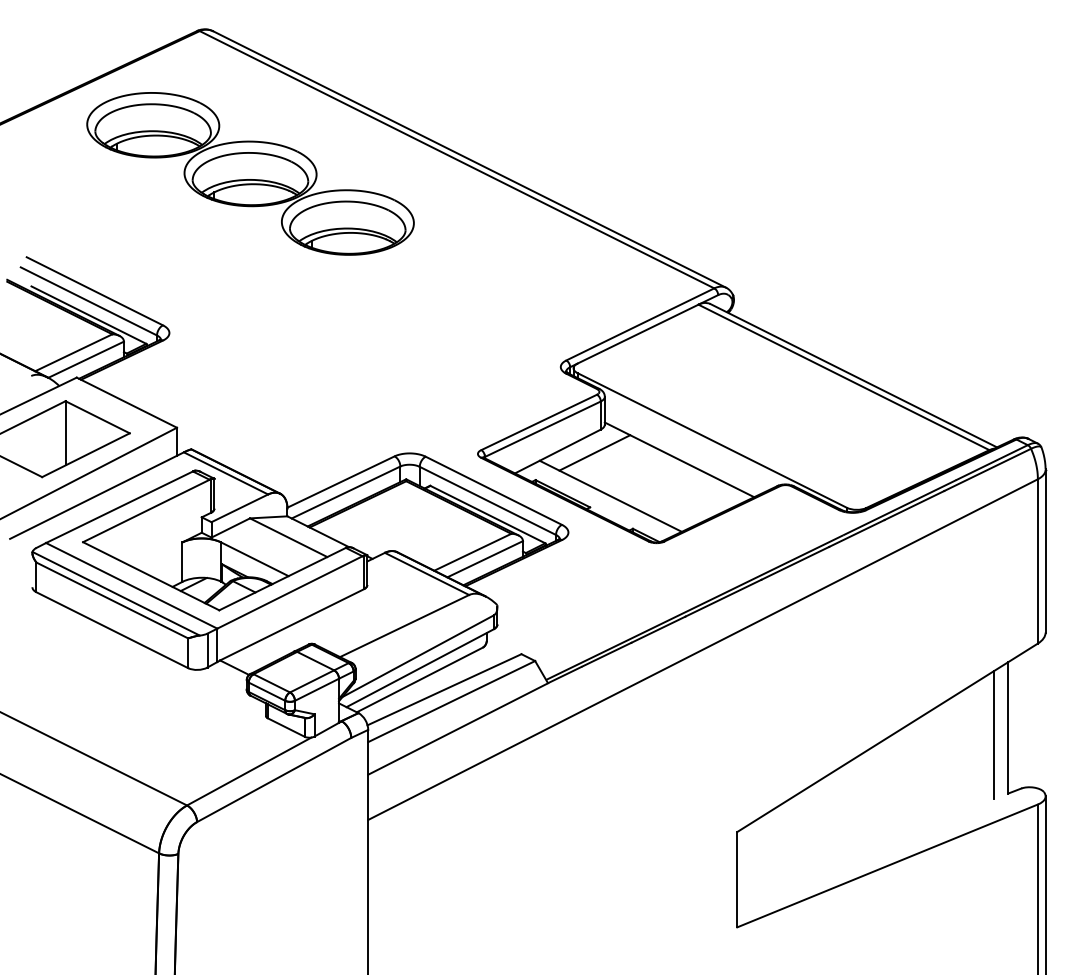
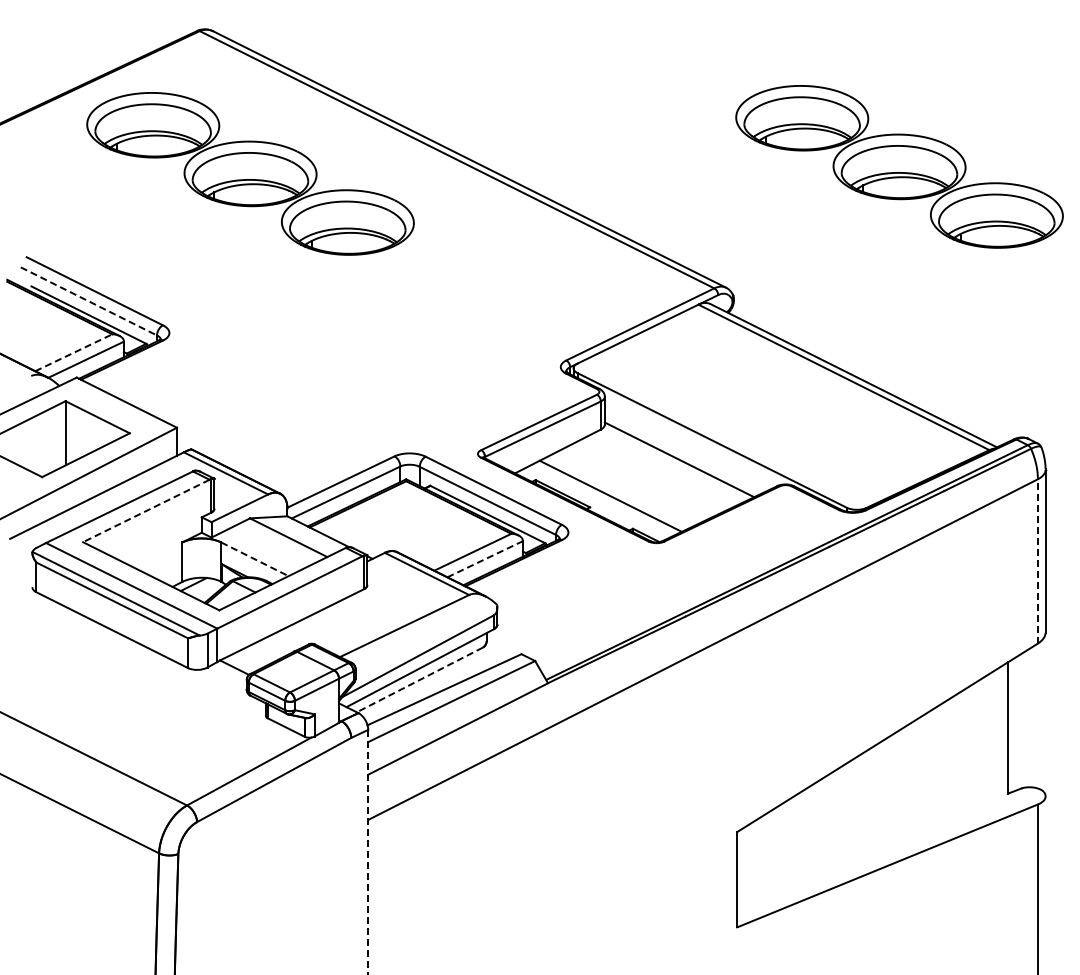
part: none -> present (899, 166)
line: solid -> dashed (89, 301)
line: solid -> dashed (73, 352)
line: present -> none (594, 452)
line: solid -> dashed (146, 510)
line: solid -> dashed (254, 559)
line: solid -> dashed (485, 559)
line: solid -> dashed (1037, 560)
line: solid -> dashed (419, 679)
line: present -> none (993, 735)
line: solid -> dashed (368, 852)
line: present -> none (1045, 883)
